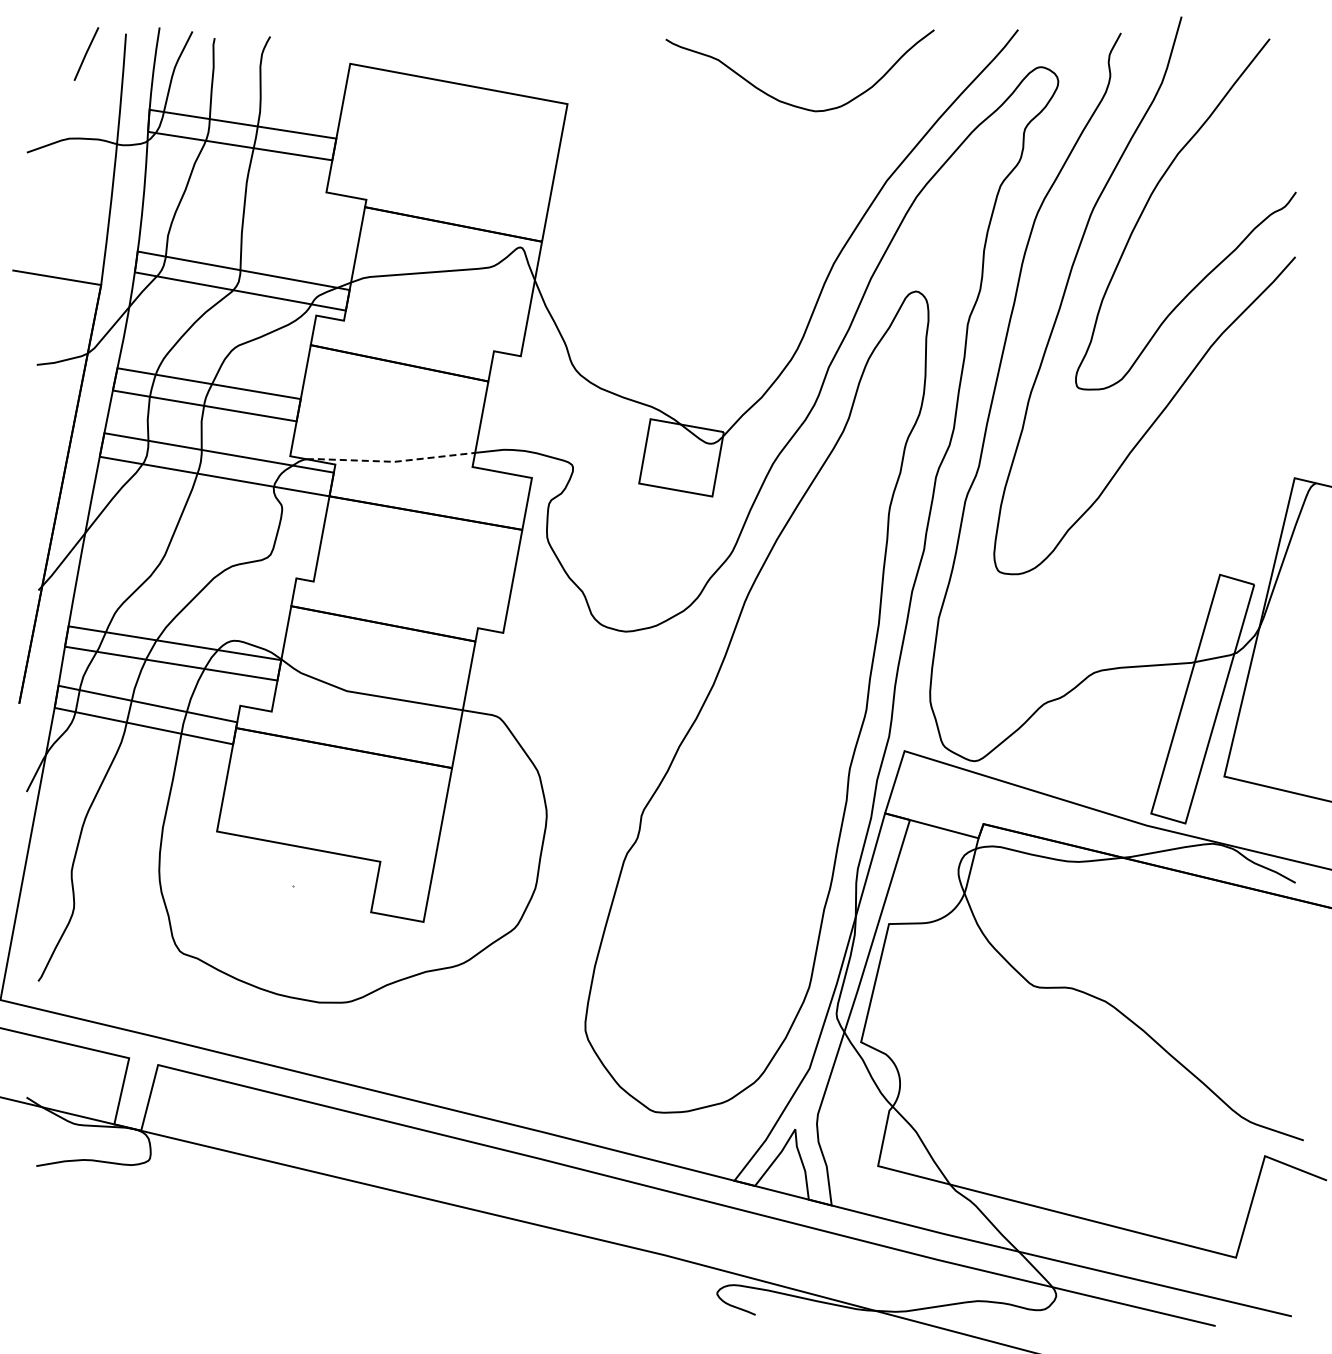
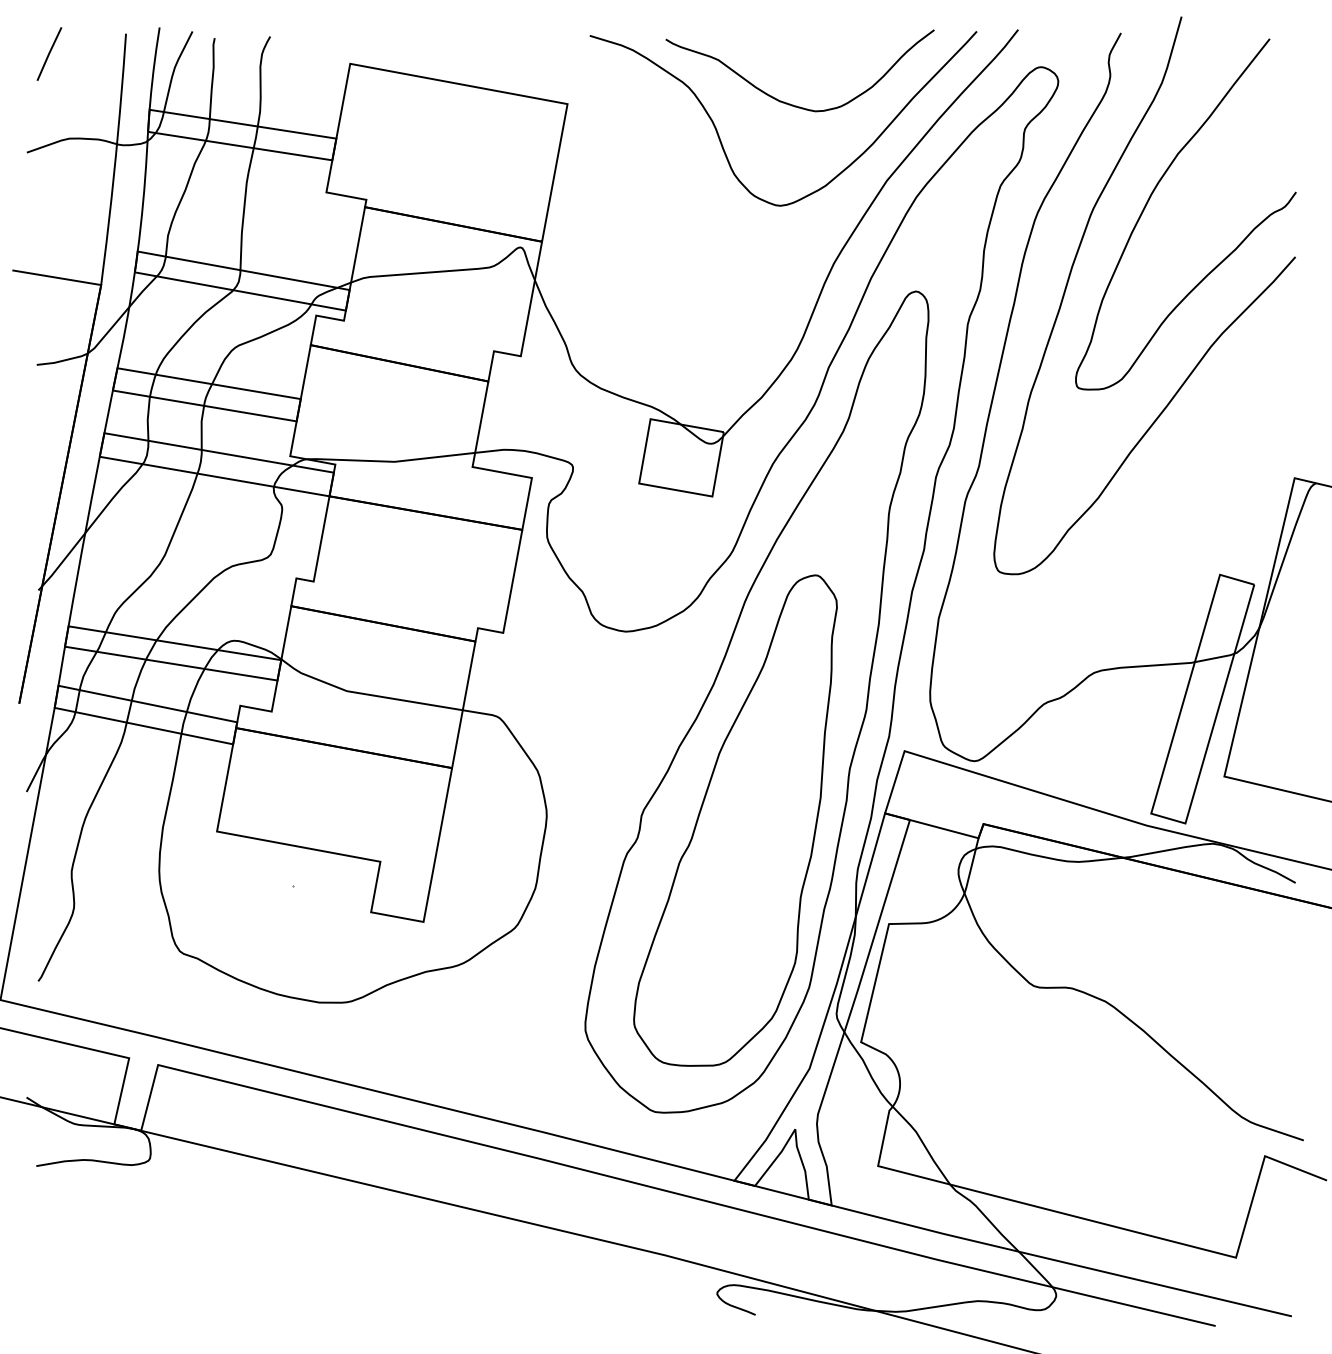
line position: (86, 53) -> (49, 53) (49, 53)
curve: none -> present (721, 140)
line: dashed -> solid (391, 461)
part: none -> present (735, 820)
